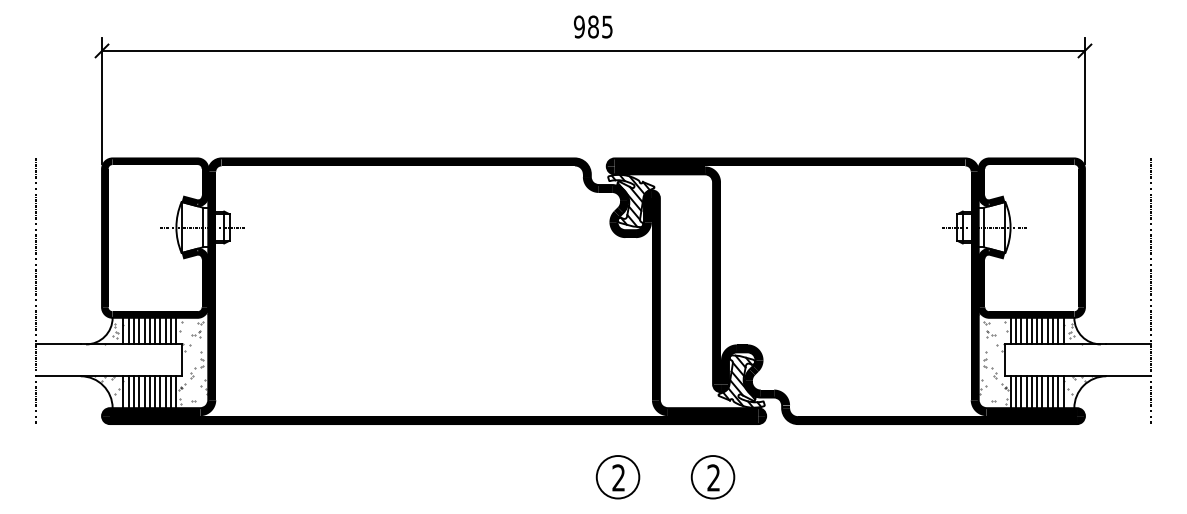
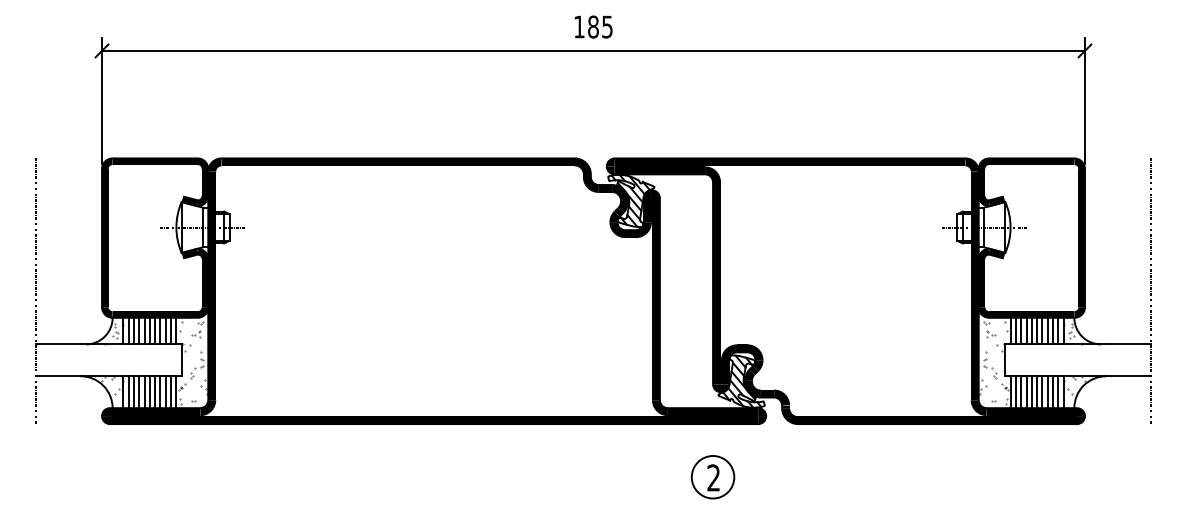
text: 985 -> 185 (578, 26)
part: present -> none (617, 477)
